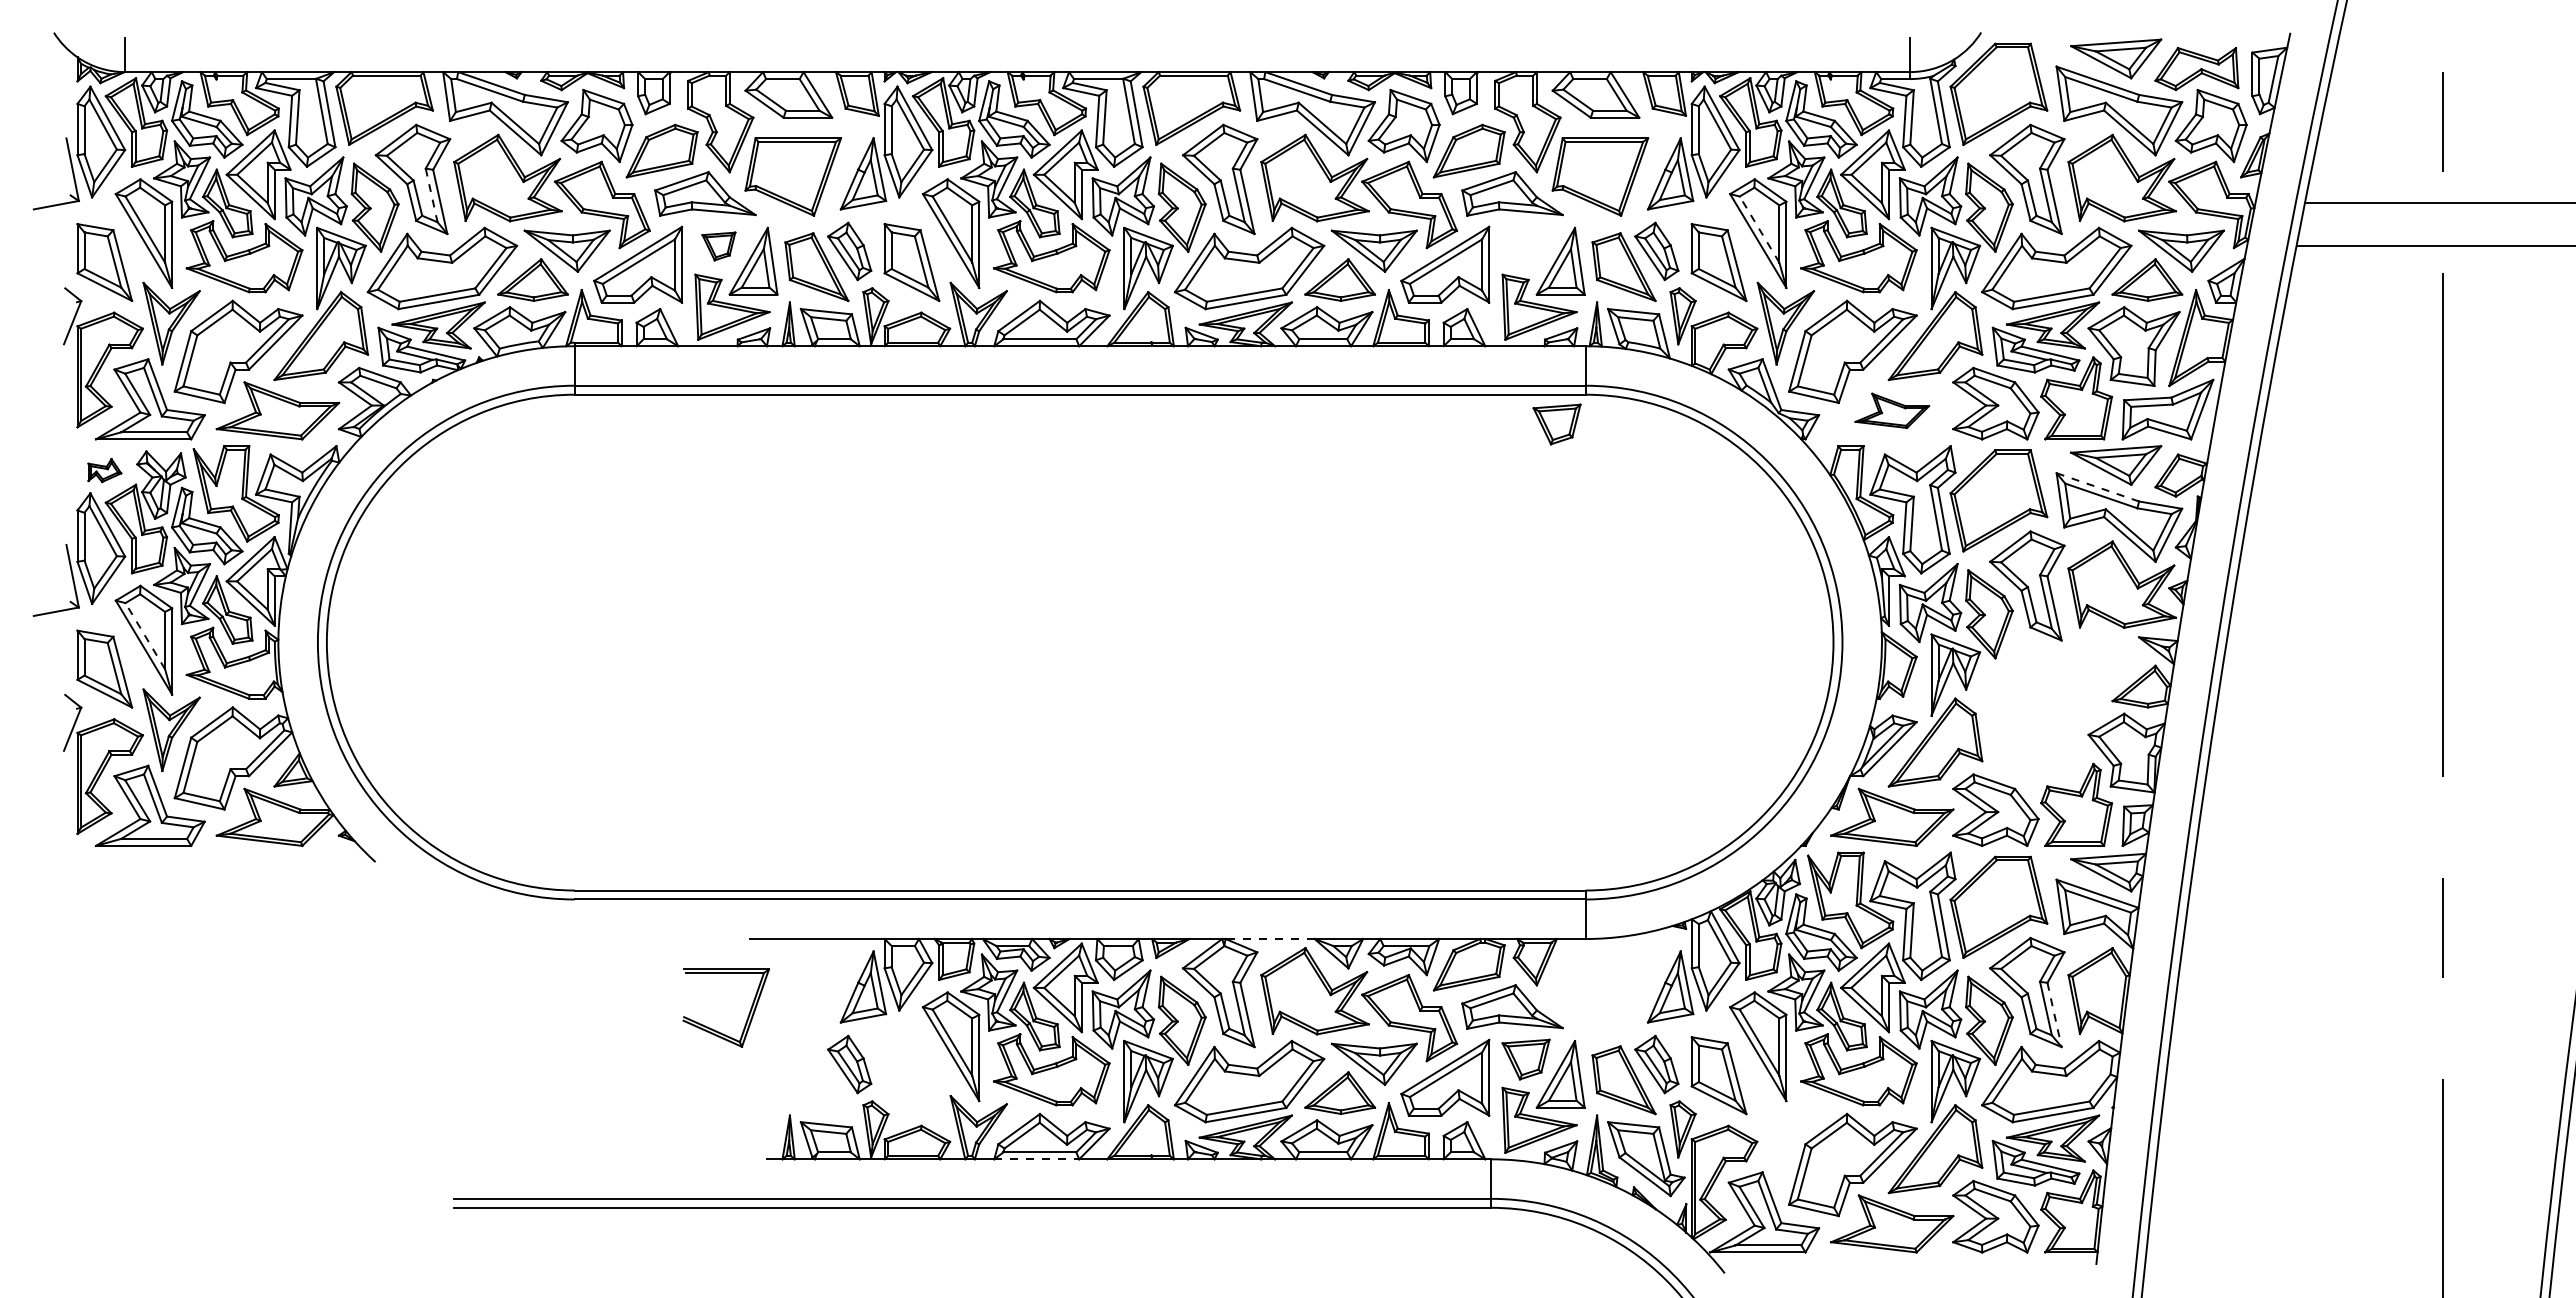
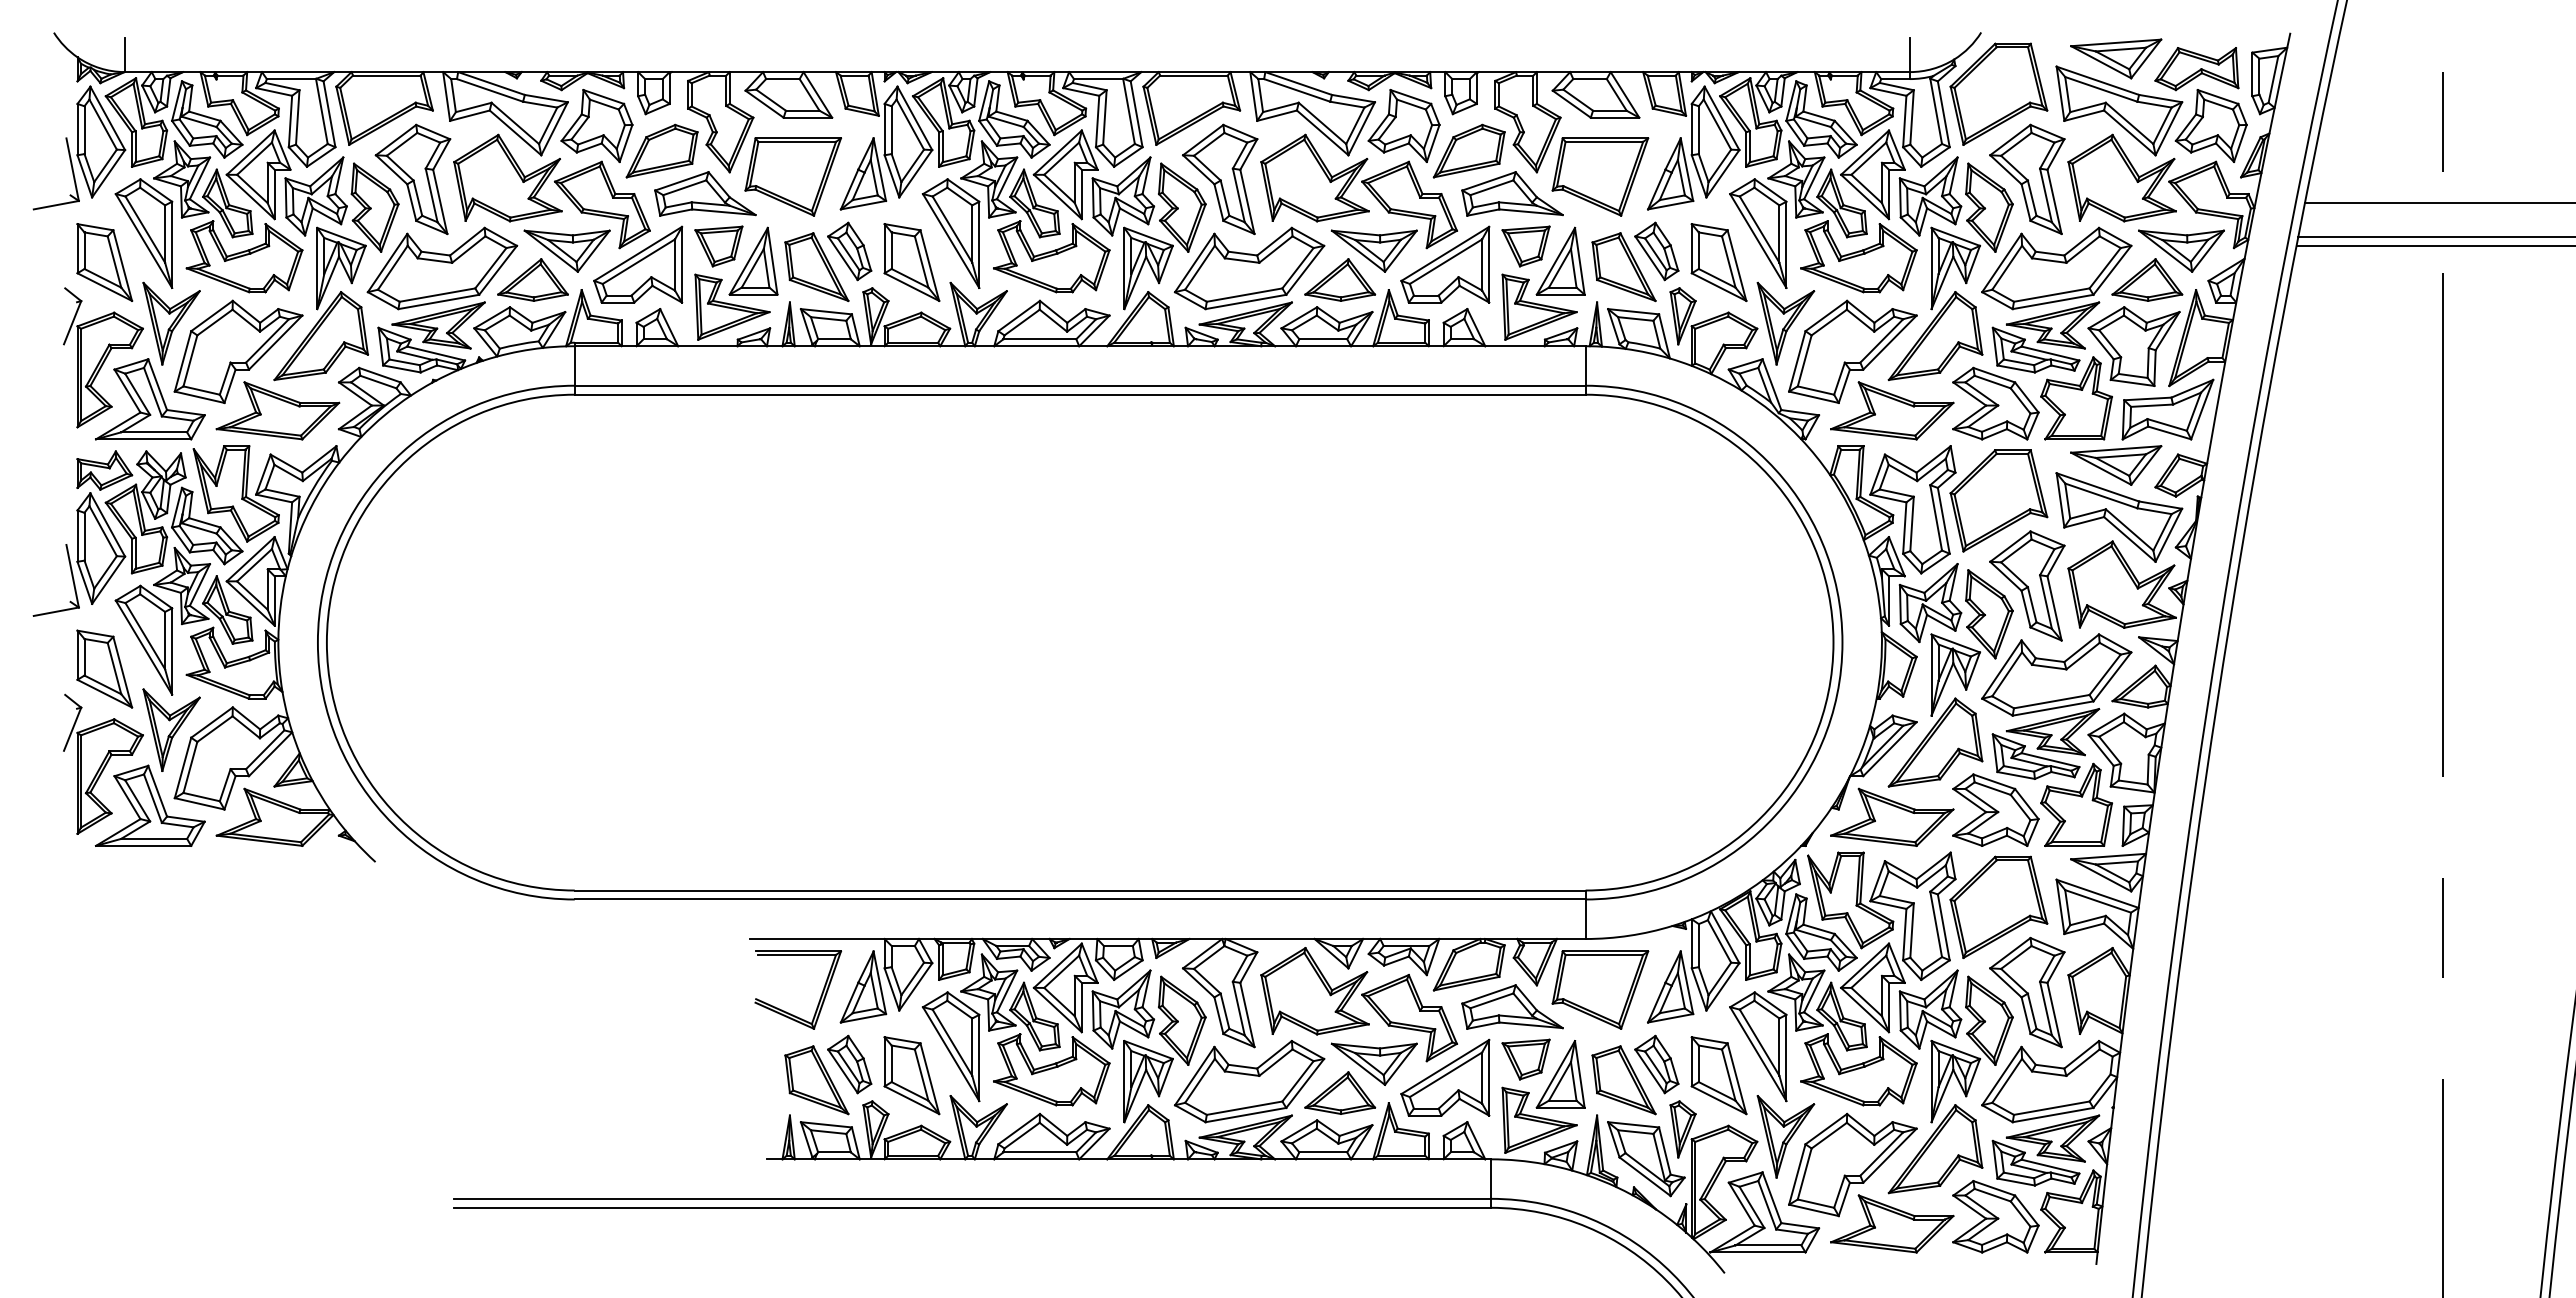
line: dashed -> solid (431, 195)
line: dashed -> solid (1759, 229)
line: none -> present (2435, 236)
part size: 36x31 px -> 50x43 px (718, 246)
part size: 77x38 px -> 125x60 px (1892, 410)
part position: (1556, 424) -> (1525, 246) (1525, 246)
part size: 36x26 px -> 58x41 px (104, 470)
line: dashed -> solid (2097, 487)
line: dashed -> solid (145, 636)
part: none -> present (2056, 706)
line: dashed -> solid (1270, 939)
part: none -> present (1600, 989)
part position: (748, 1013) -> (820, 995) (820, 995)
line: dashed -> solid (2054, 1014)
part: none -> present (911, 1075)
part: none -> present (816, 1080)
part: none -> present (1785, 1136)
line: dashed -> solid (1037, 1159)
